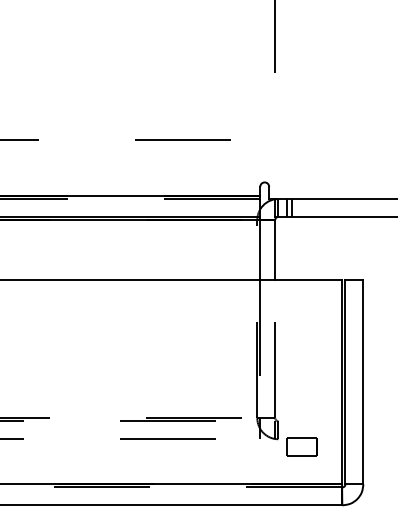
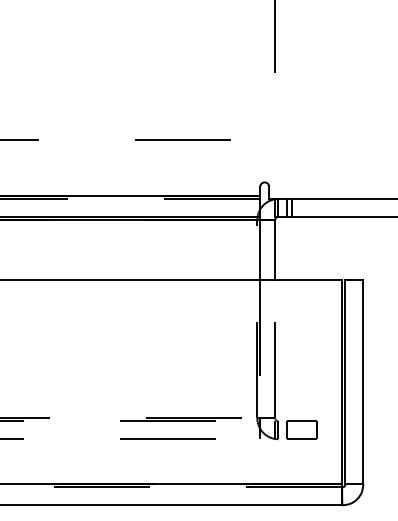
part position: (301, 446) -> (301, 429) (301, 429)
